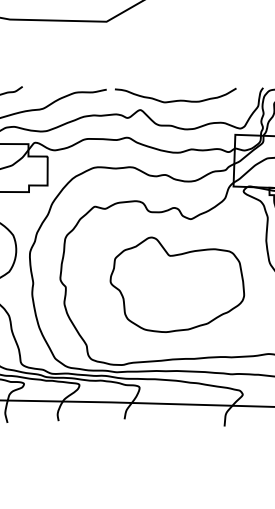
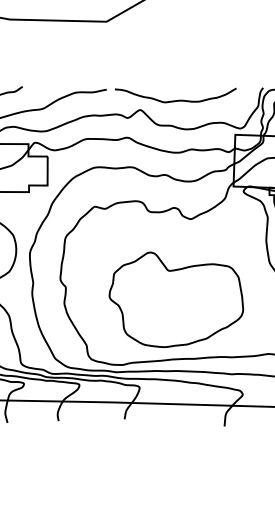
part position: (177, 284) -> (176, 299) (176, 299)
